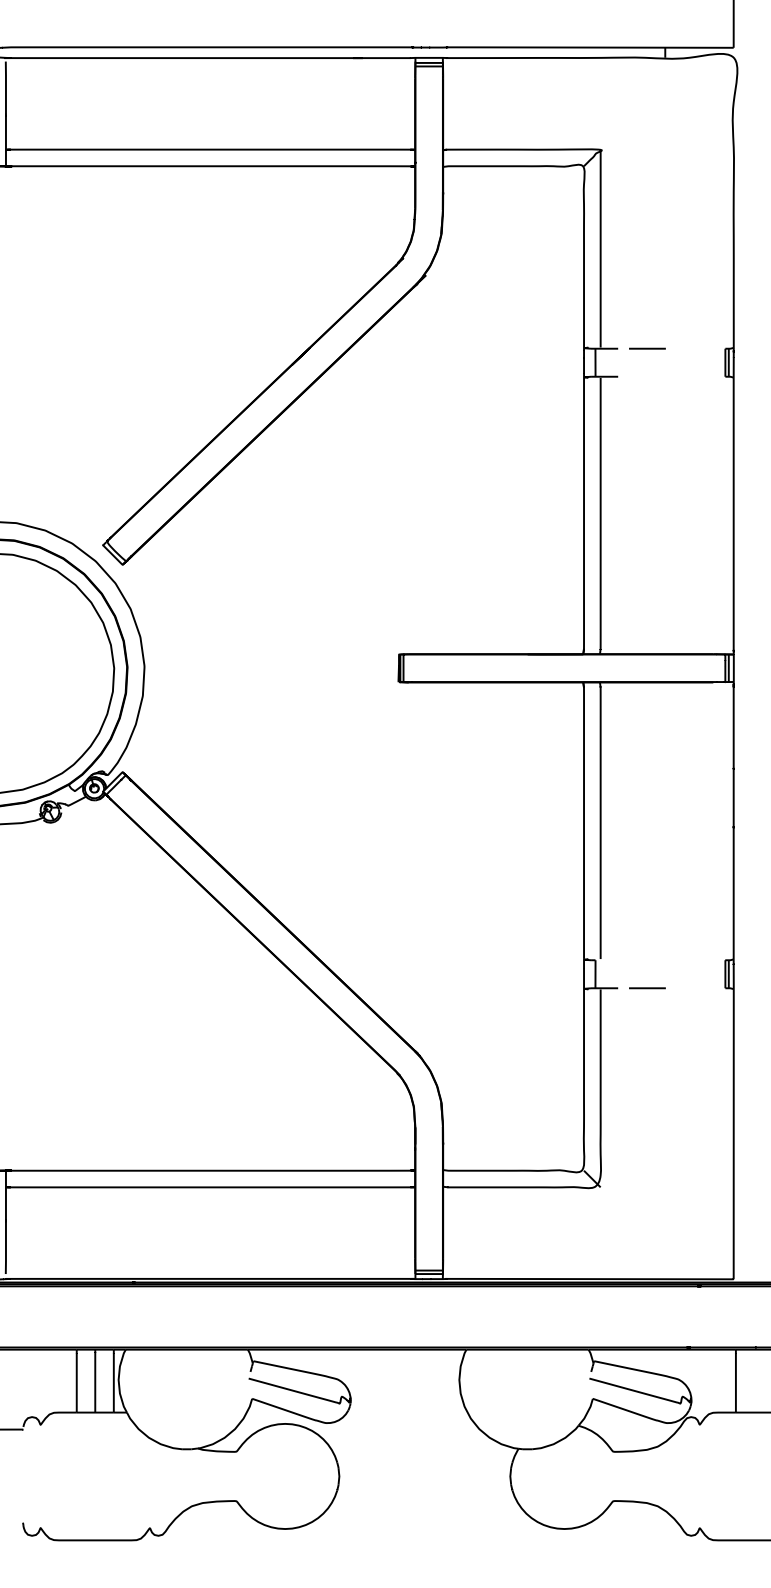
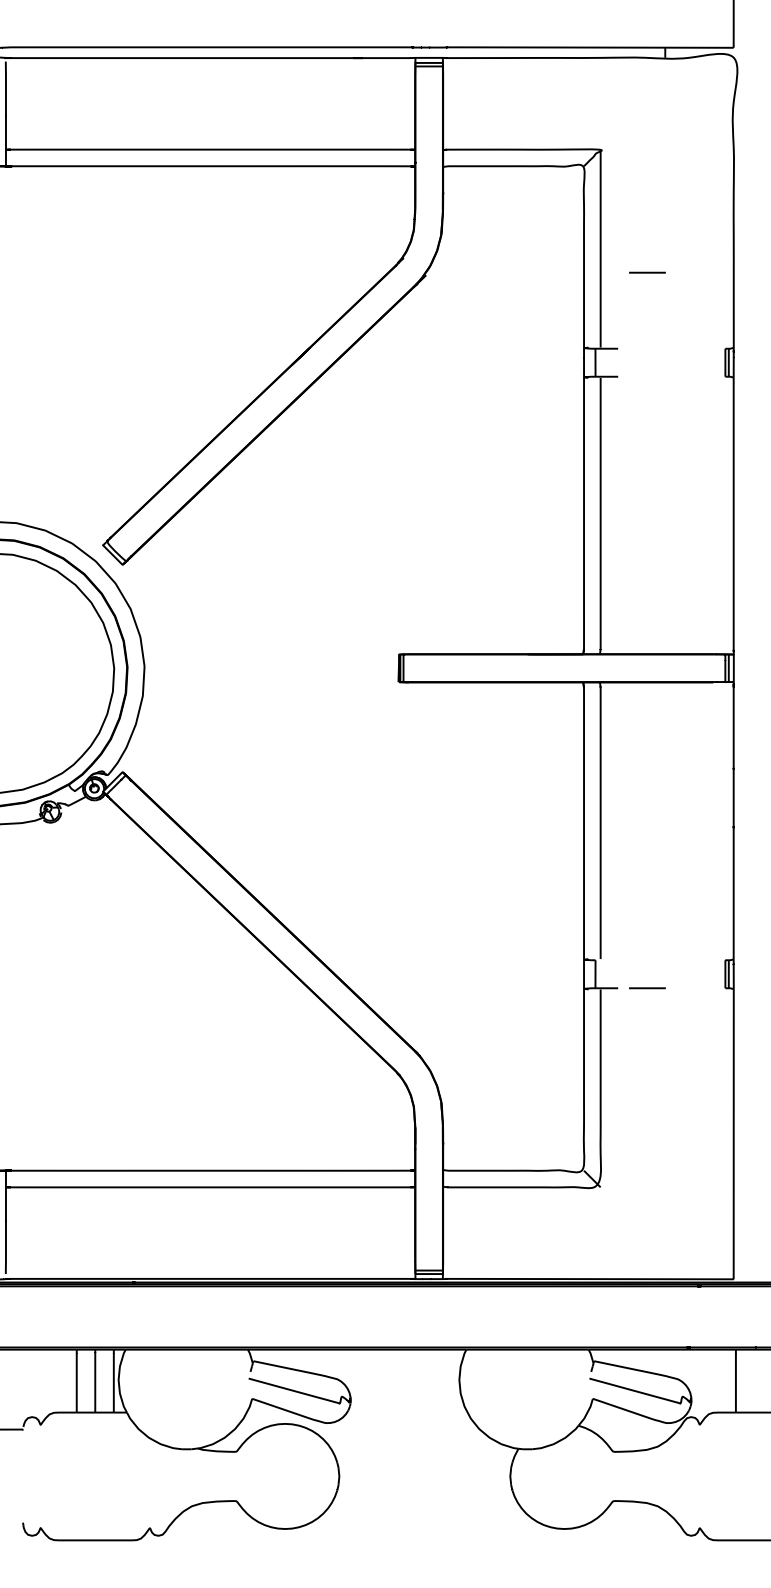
line position: (647, 348) -> (647, 272) (647, 272)
